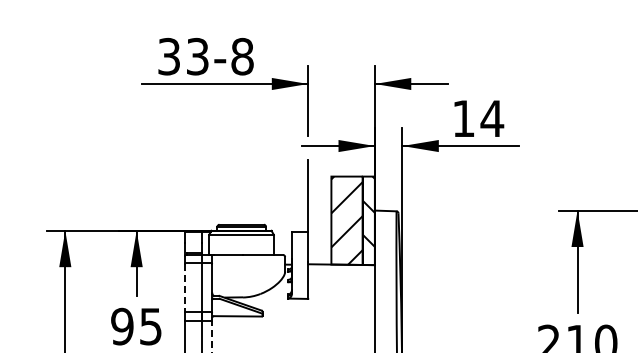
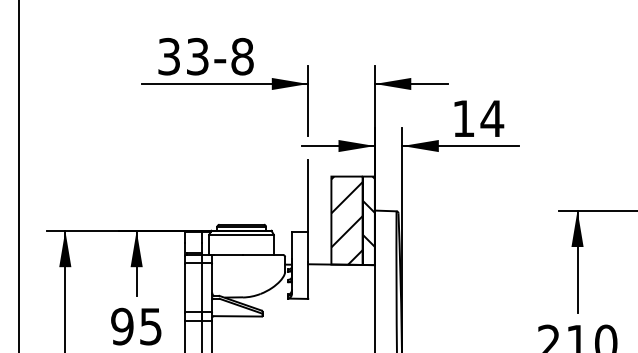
line: none -> present (19, 175)
line: dashed -> solid (184, 288)
line: dashed -> solid (212, 336)
